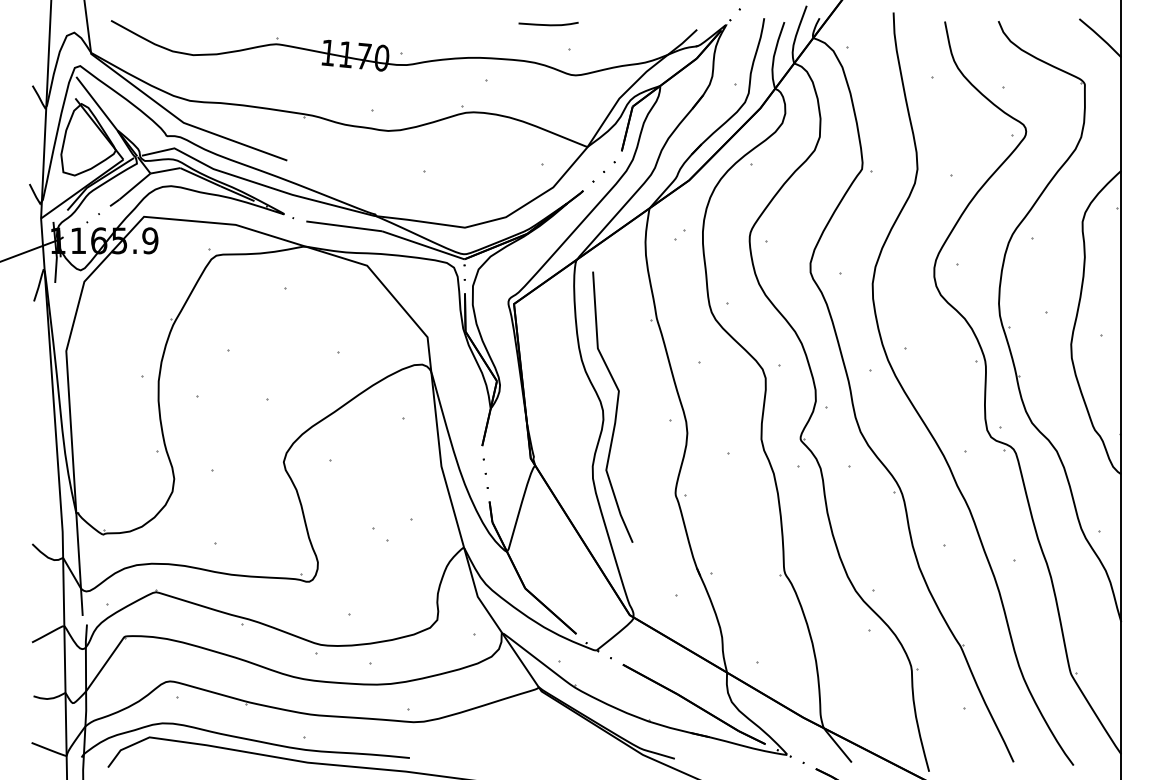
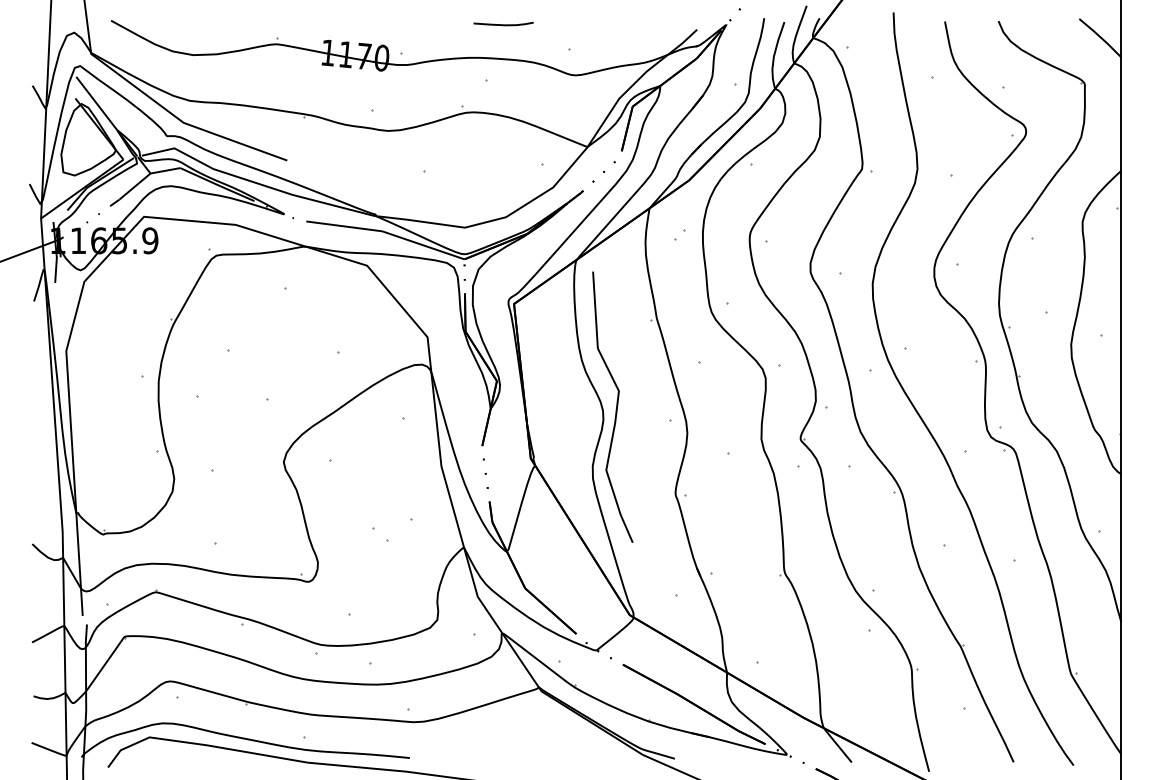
curve position: (548, 24) -> (503, 24) (503, 24)
